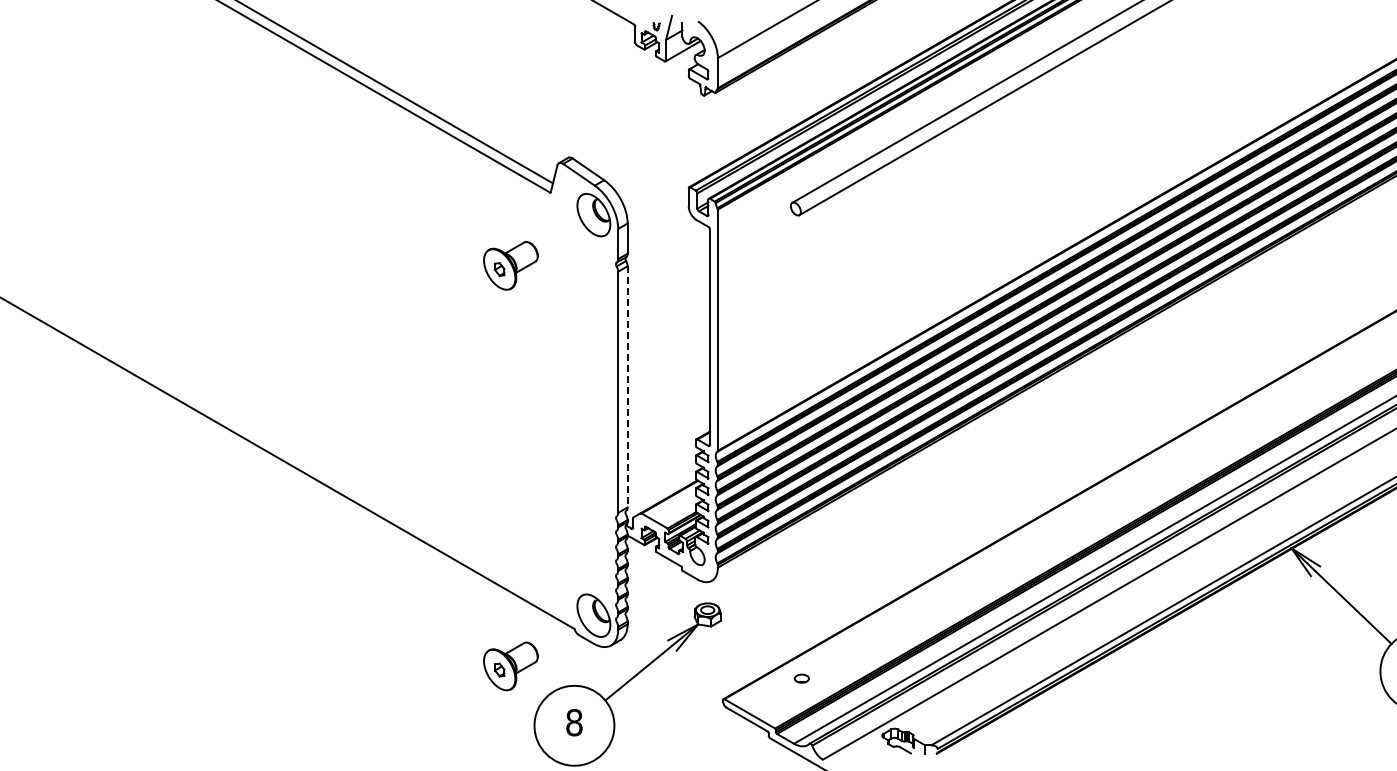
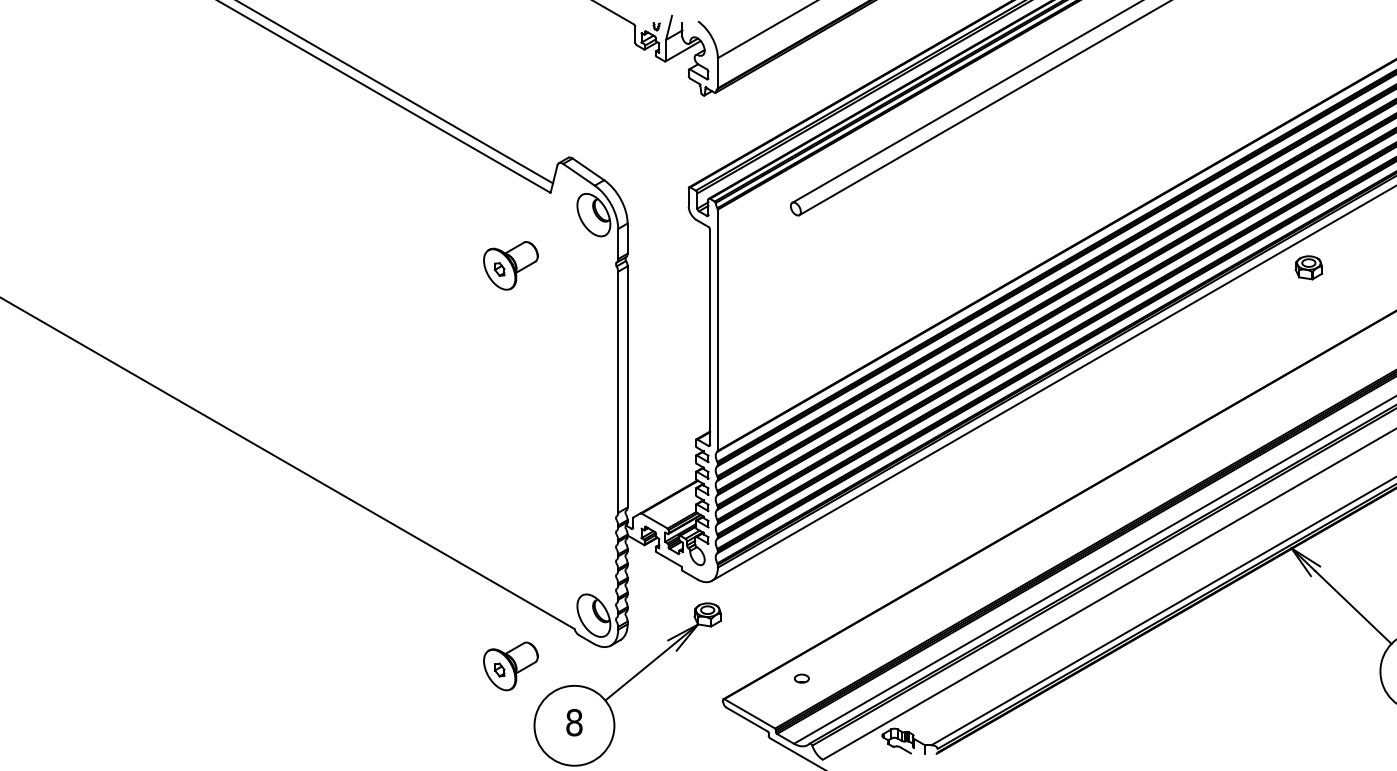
part: none -> present (1308, 267)
line: none -> present (1052, 383)
line: dashed -> solid (627, 386)
